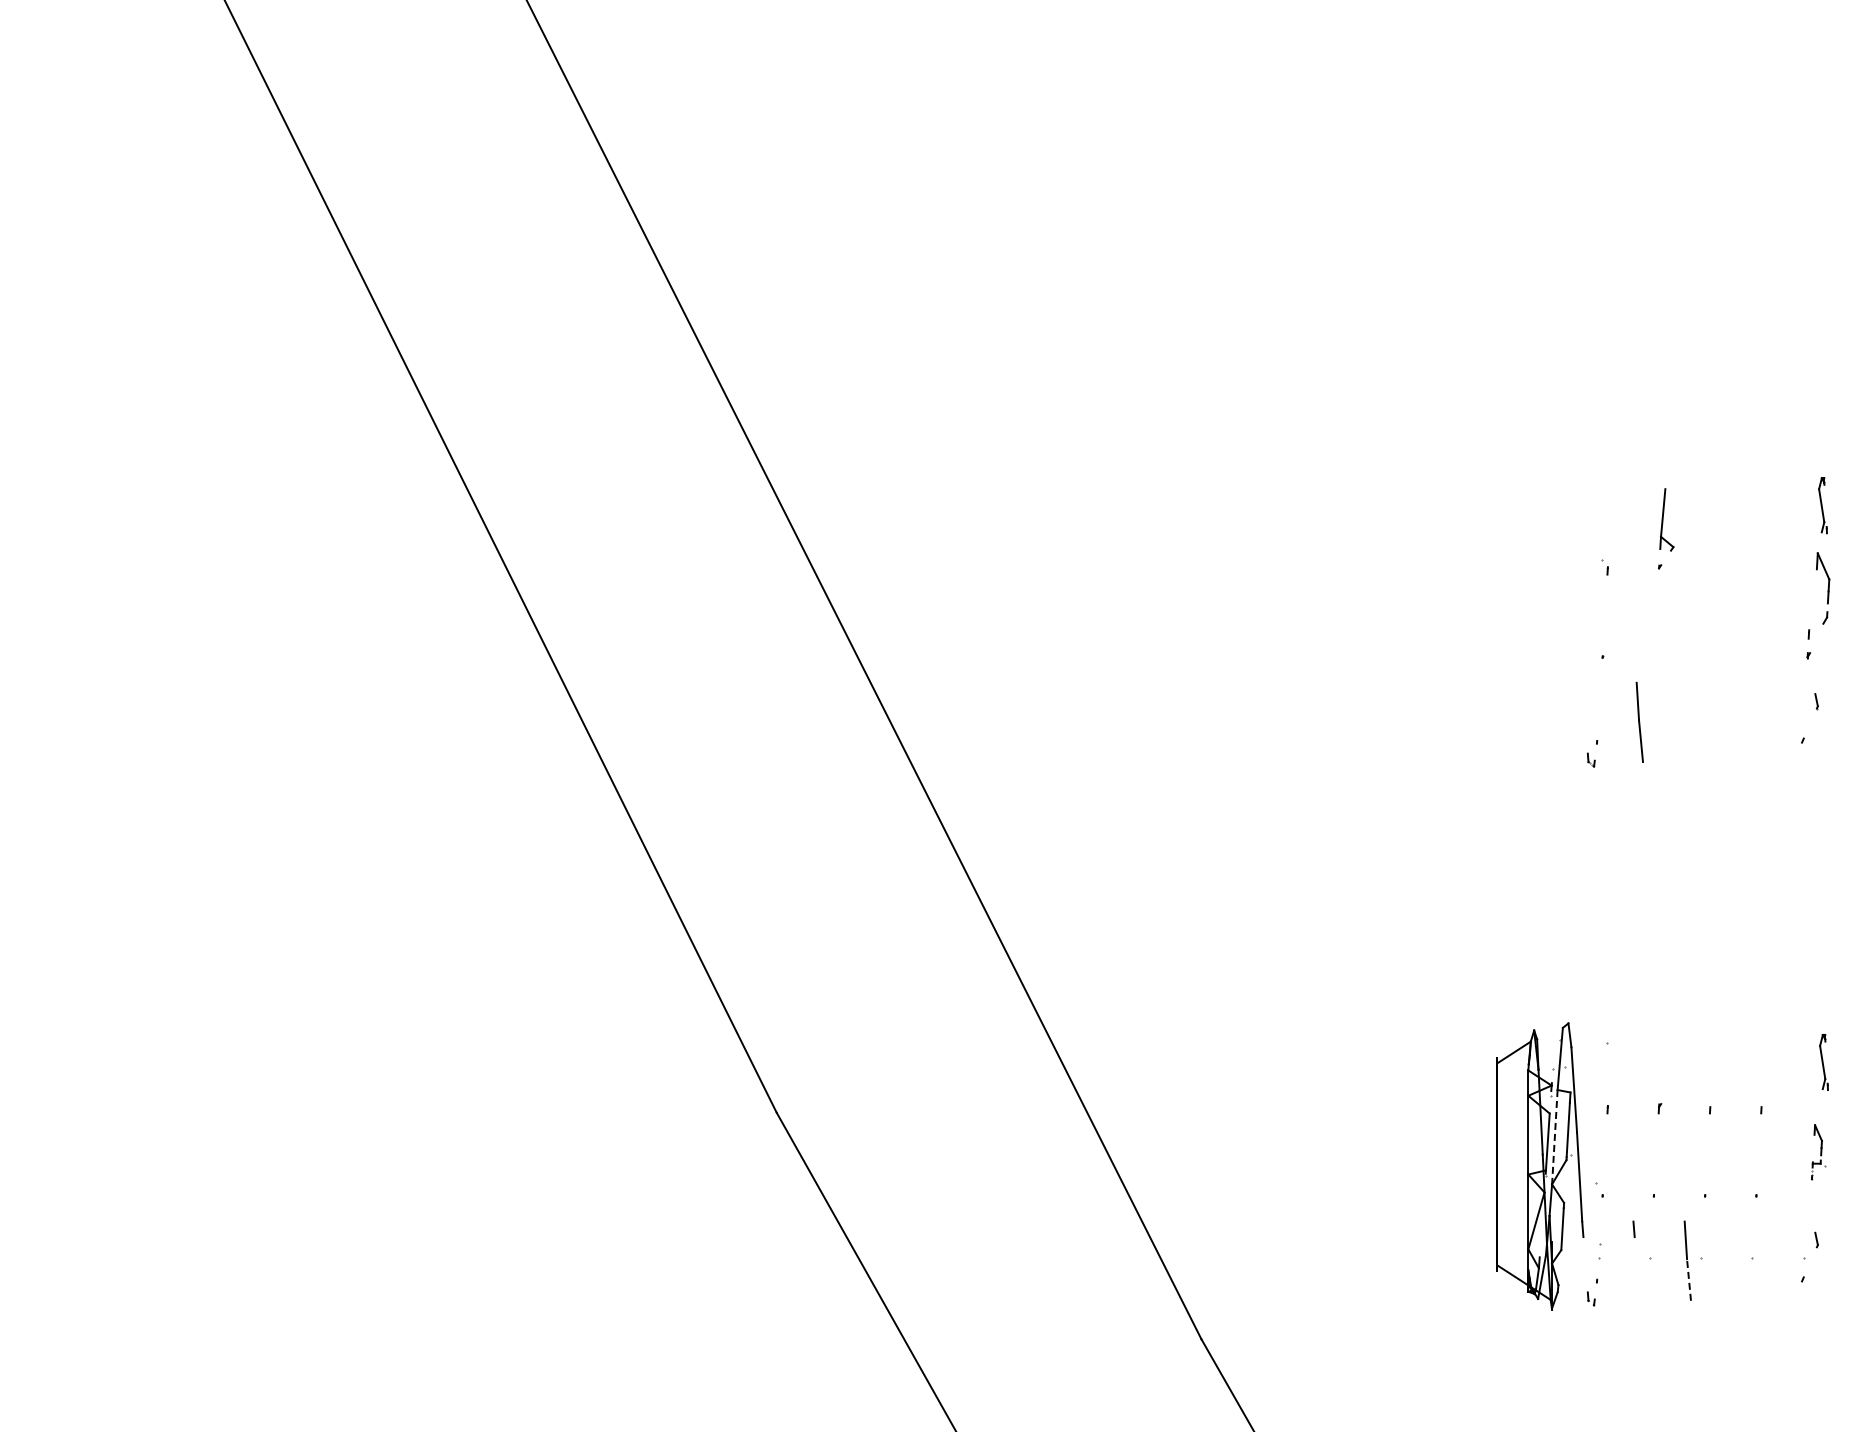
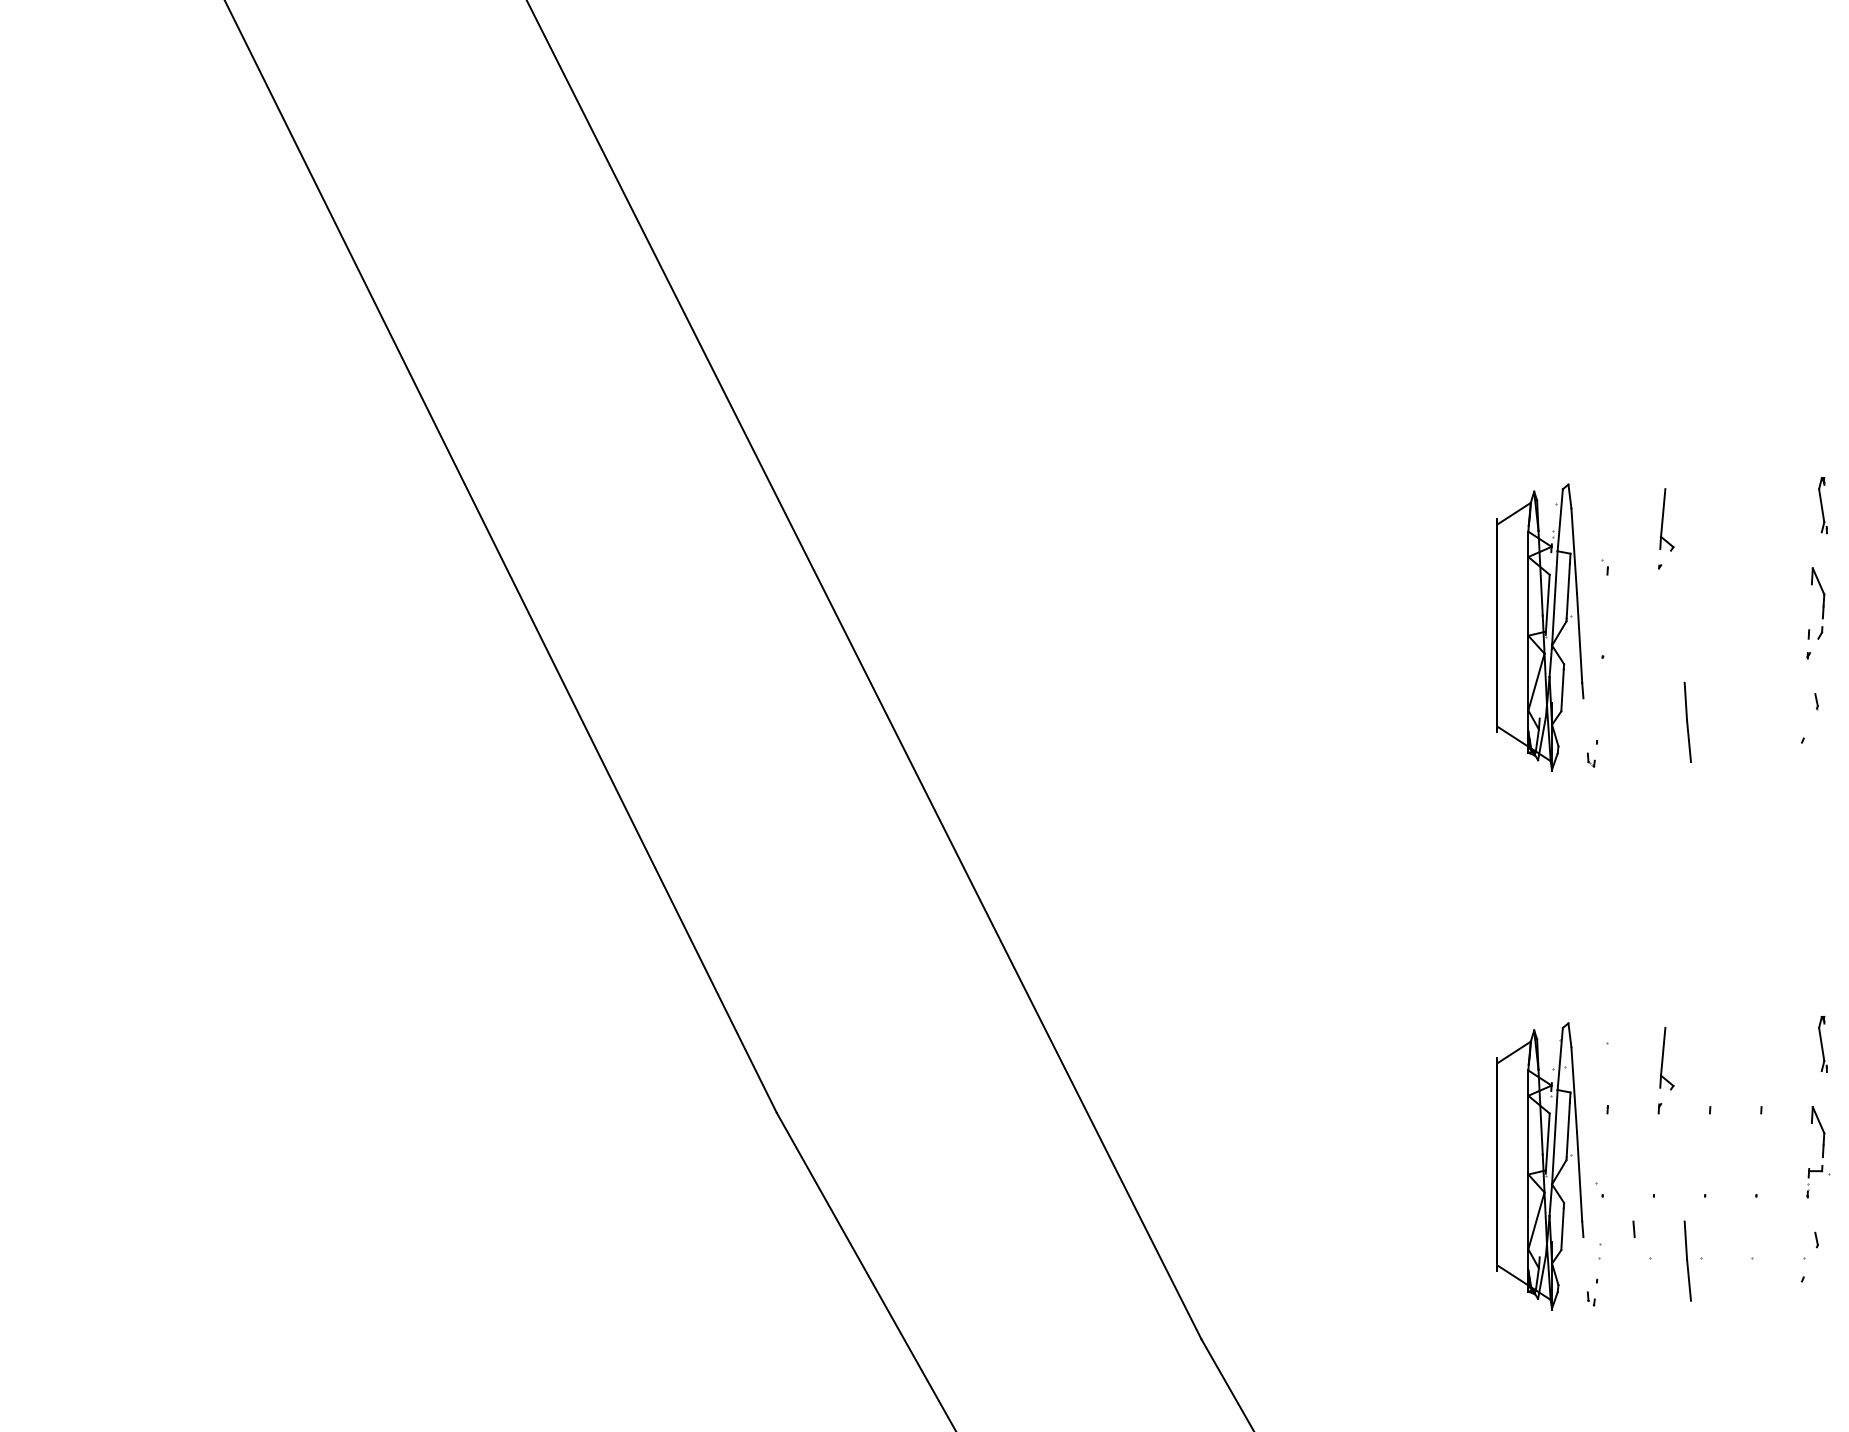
part position: (1823, 588) -> (1818, 603) (1818, 603)
part: none -> present (1540, 627)
line position: (1639, 721) -> (1687, 721) (1687, 721)
part: none -> present (1666, 1058)
part position: (1823, 1062) -> (1822, 1044) (1822, 1044)
line: dashed -> solid (1554, 1137)
part size: 16x57 px -> 25x93 px (1818, 1152)
line: dashed -> solid (1689, 1279)
